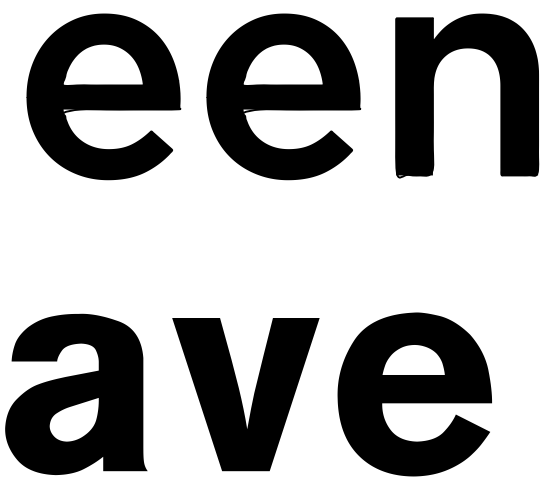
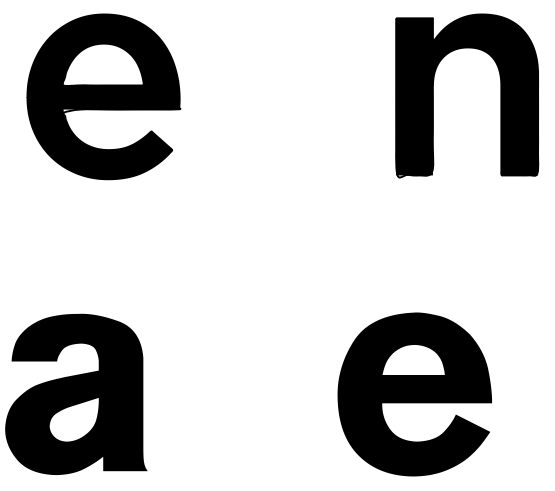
part: present -> none (283, 96)
fill: present -> none (245, 394)
